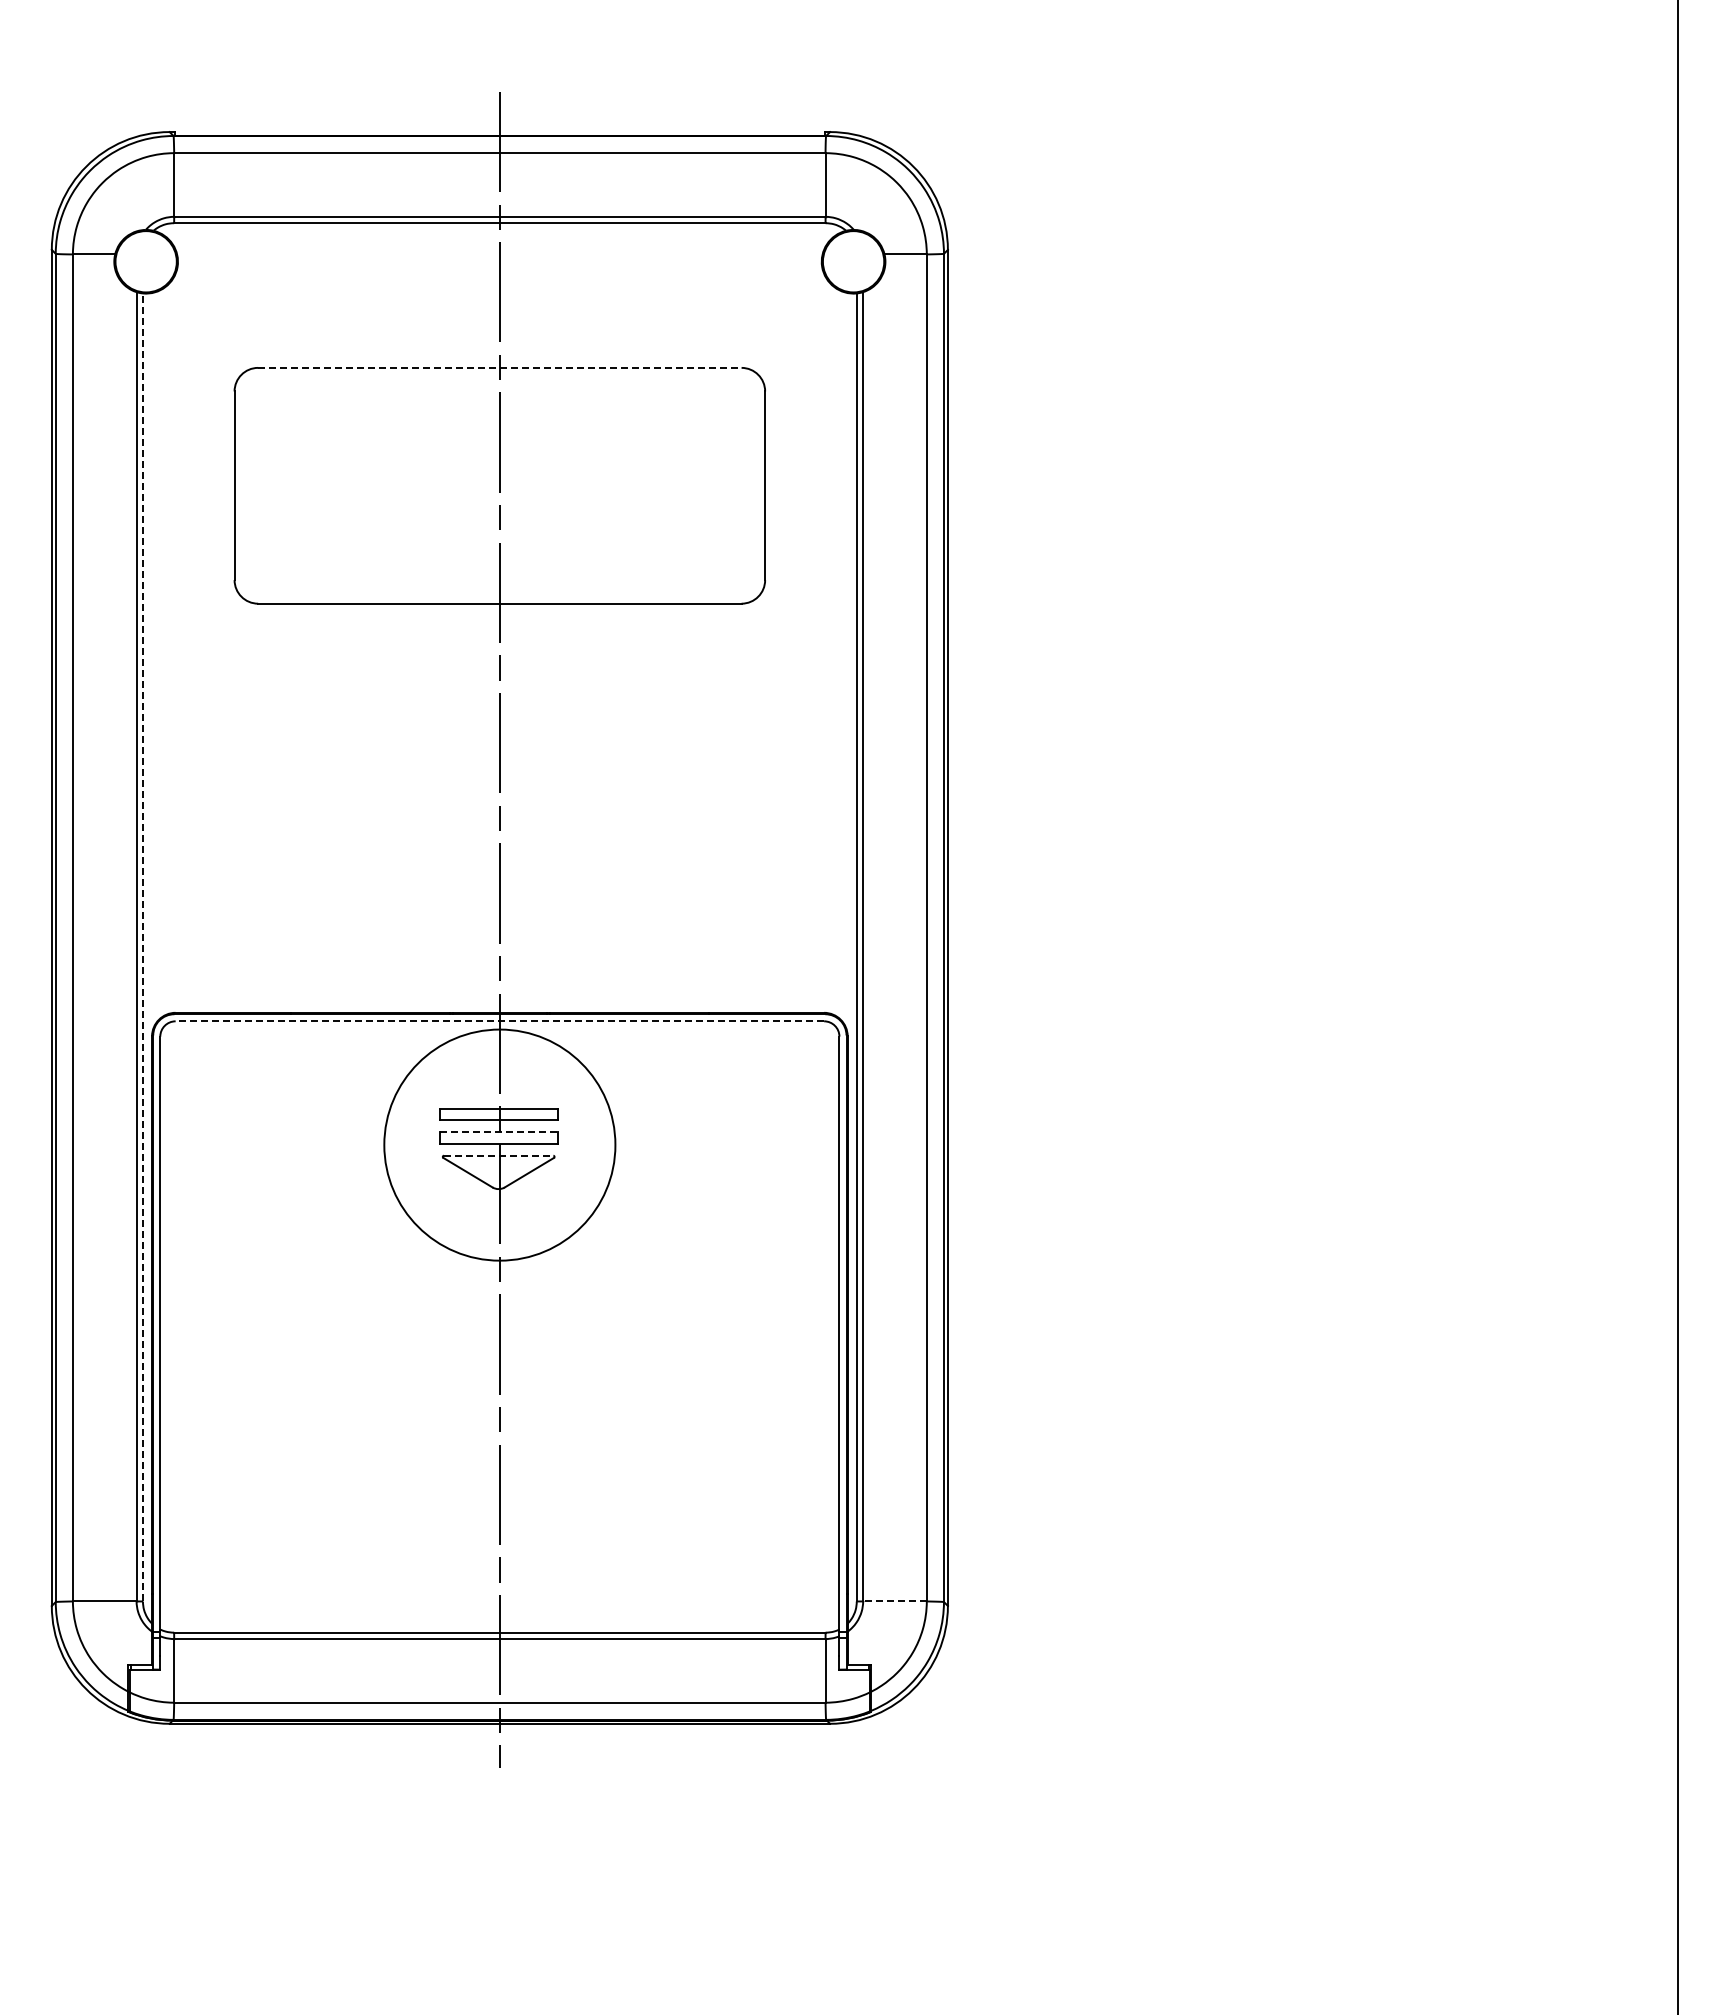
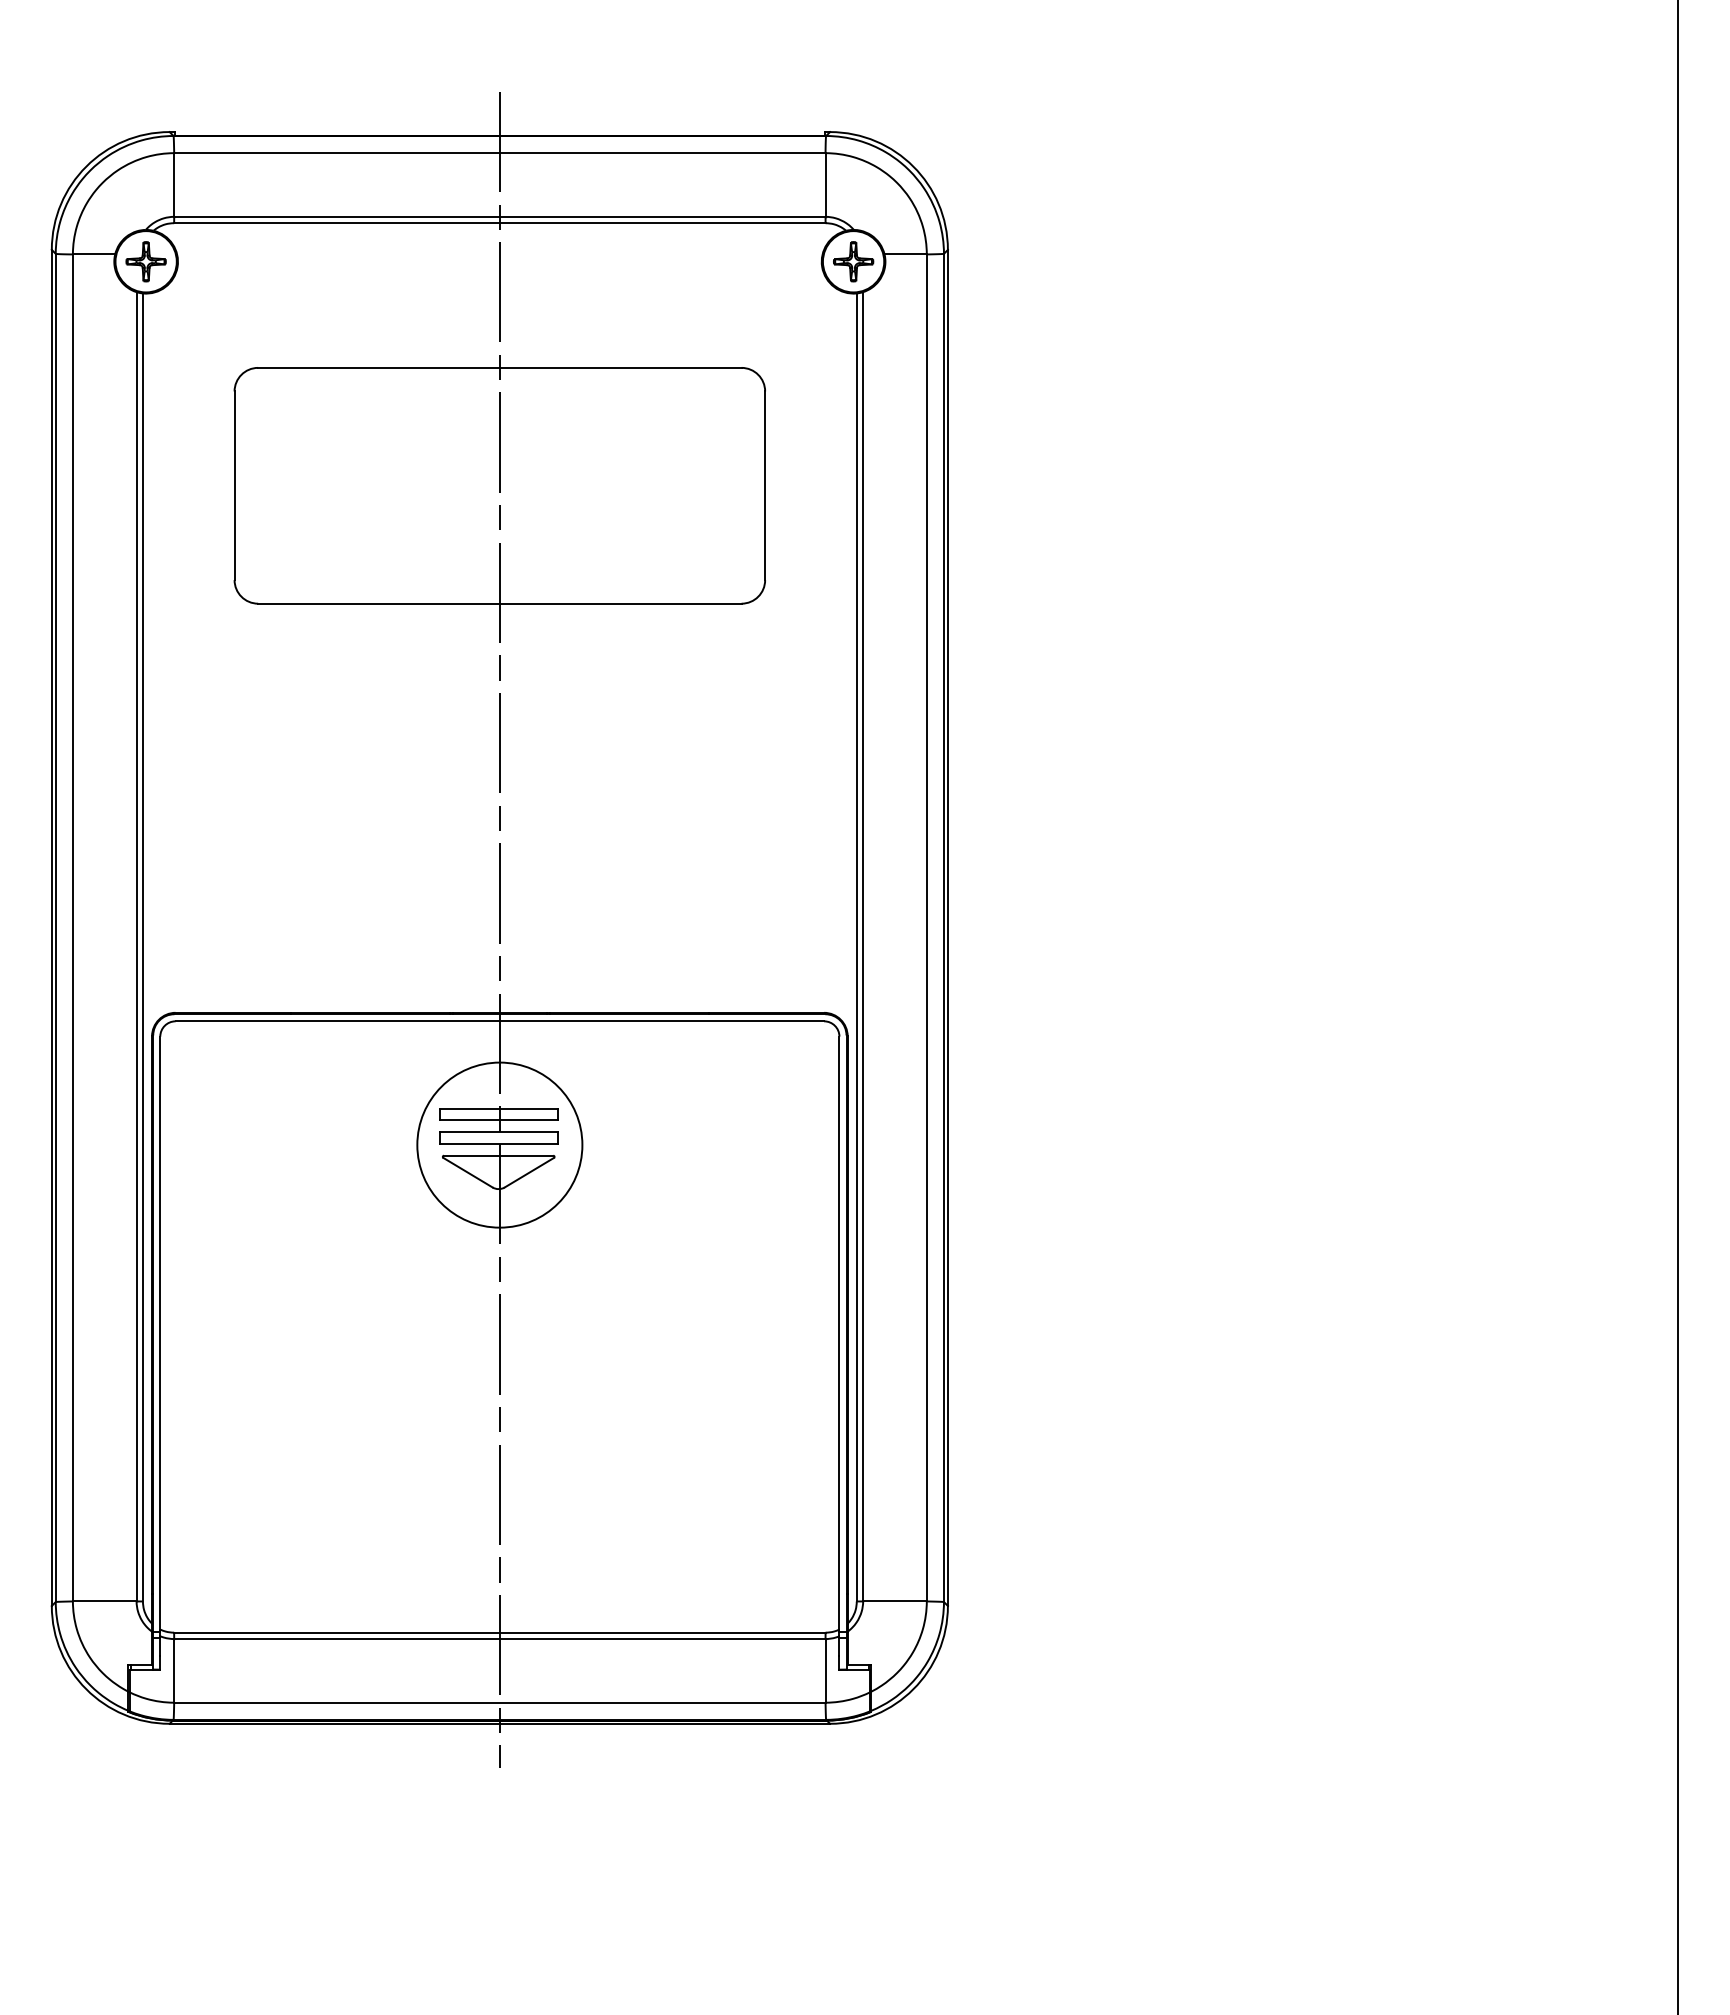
part: none -> present (145, 261)
part: none -> present (853, 261)
line: dashed -> solid (499, 367)
line: dashed -> solid (142, 946)
line: dashed -> solid (499, 1021)
line: dashed -> solid (498, 1132)
circle diameter: 231 px -> 165 px (499, 1144)
line: dashed -> solid (498, 1155)
line: dashed -> solid (895, 1601)
